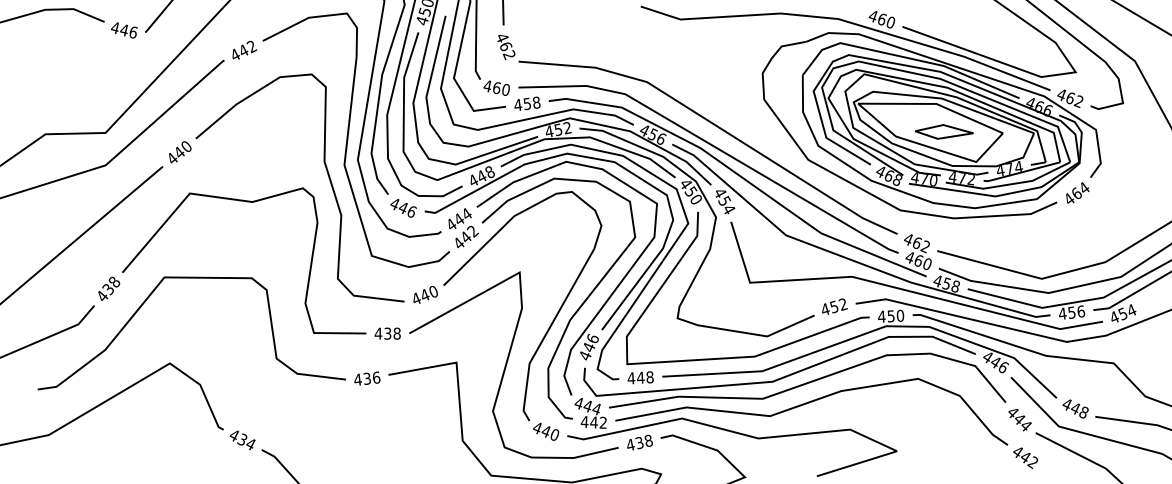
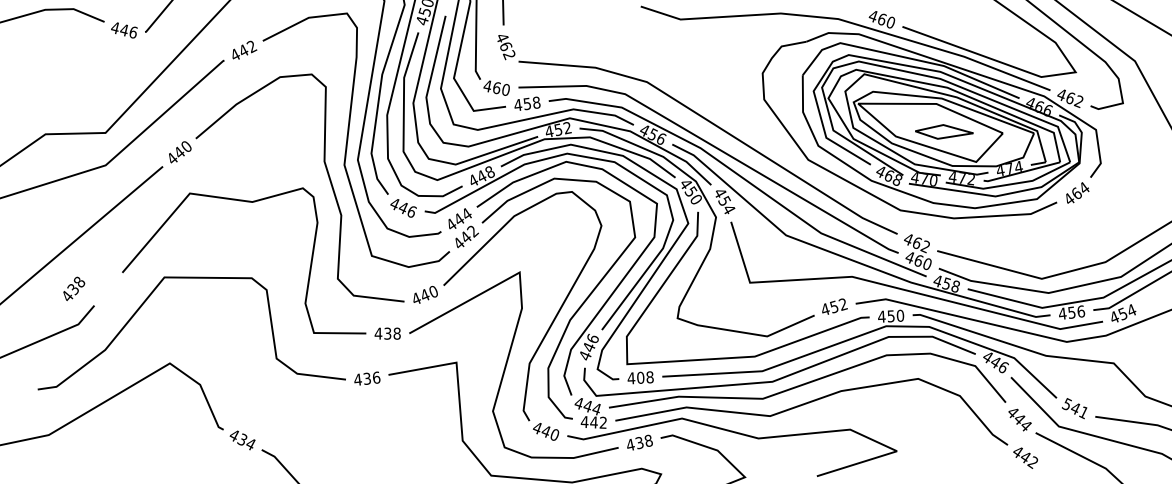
text position: (109, 288) -> (74, 288) (74, 288)
text: 448 -> 408 (640, 377)
text: 448 -> 541 (1074, 408)
